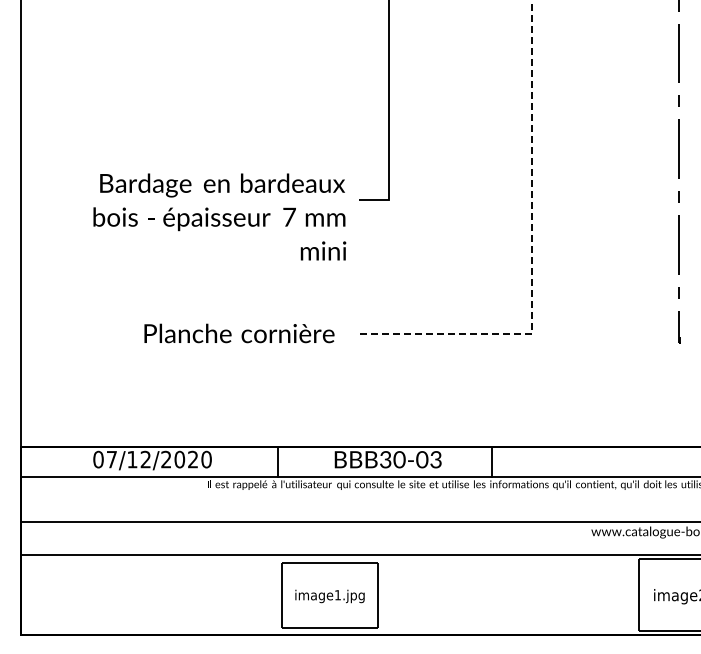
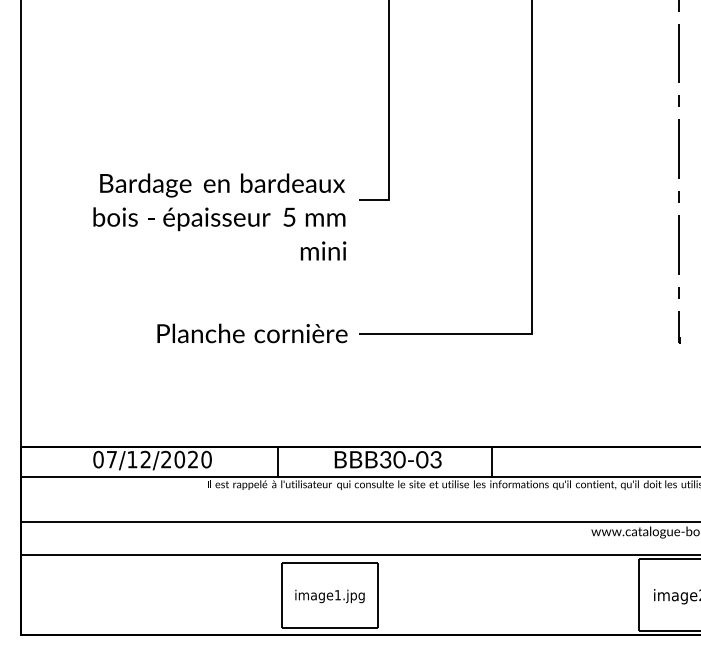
text: 7 -> 5 (289, 216)
line: dashed -> solid (532, 254)
text position: (239, 333) -> (252, 333) (252, 333)
